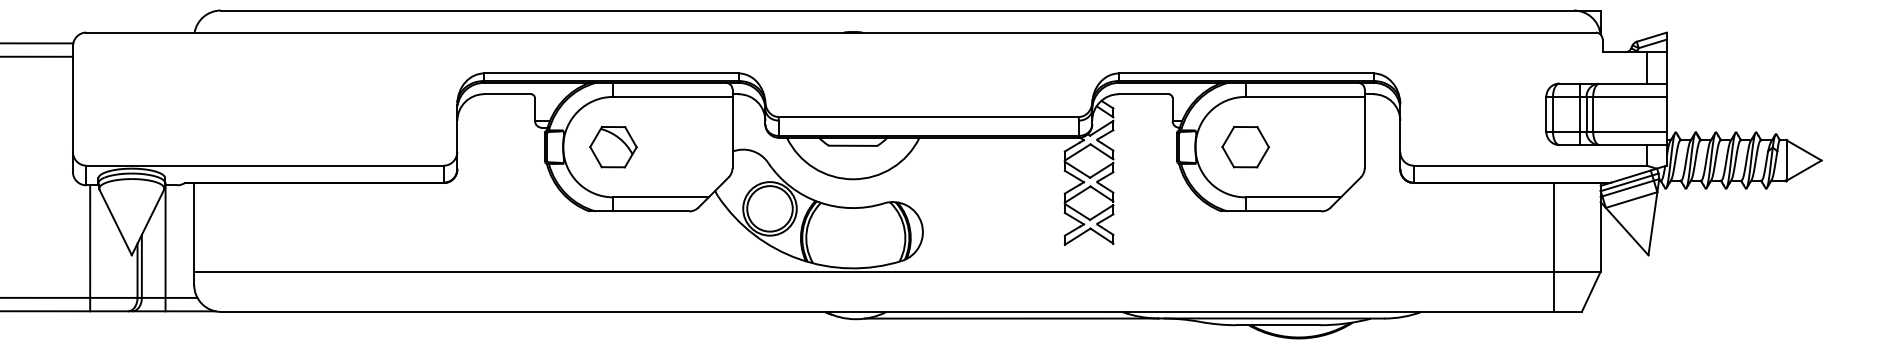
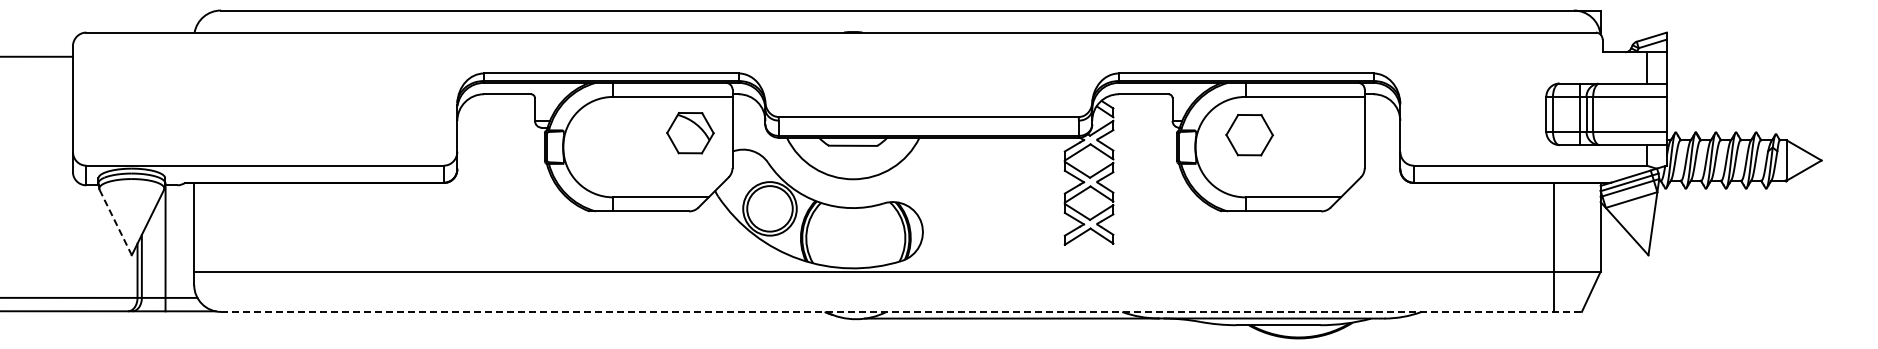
line: present -> none (37, 43)
part position: (613, 147) -> (690, 133) (690, 133)
part position: (1245, 147) -> (1249, 135) (1249, 135)
line: solid -> dashed (115, 223)
line: present -> none (90, 248)
line: solid -> dashed (901, 311)
